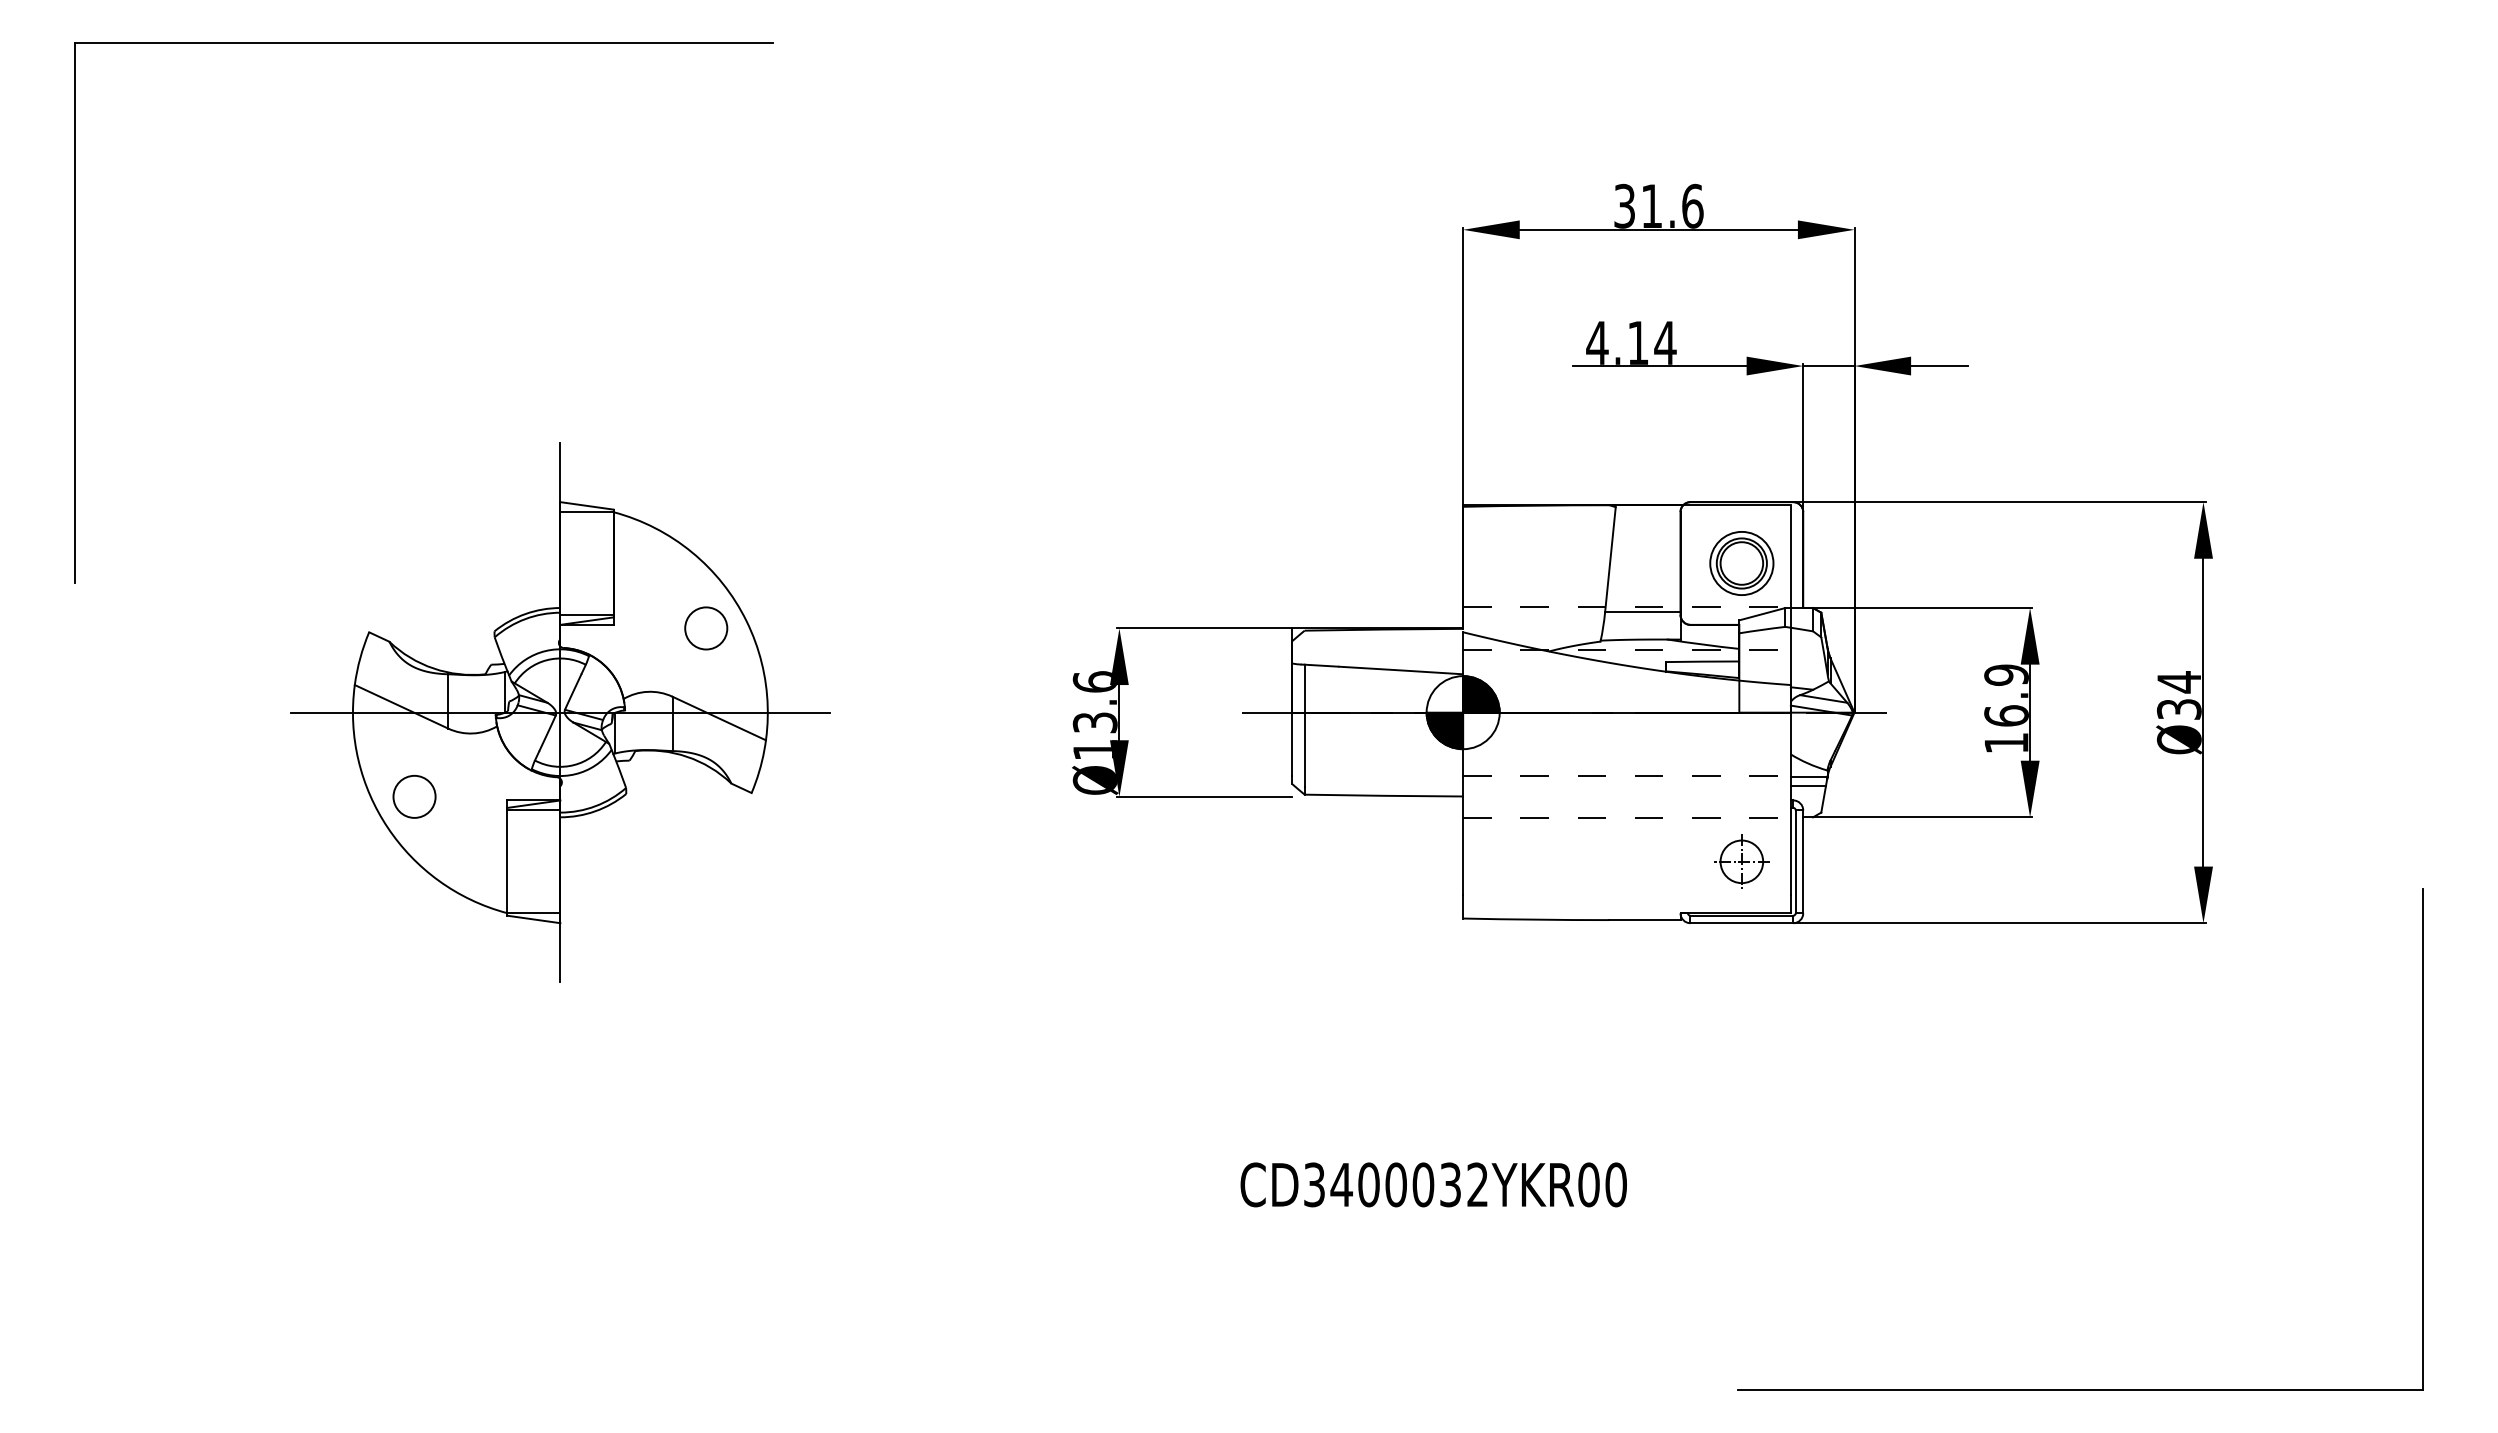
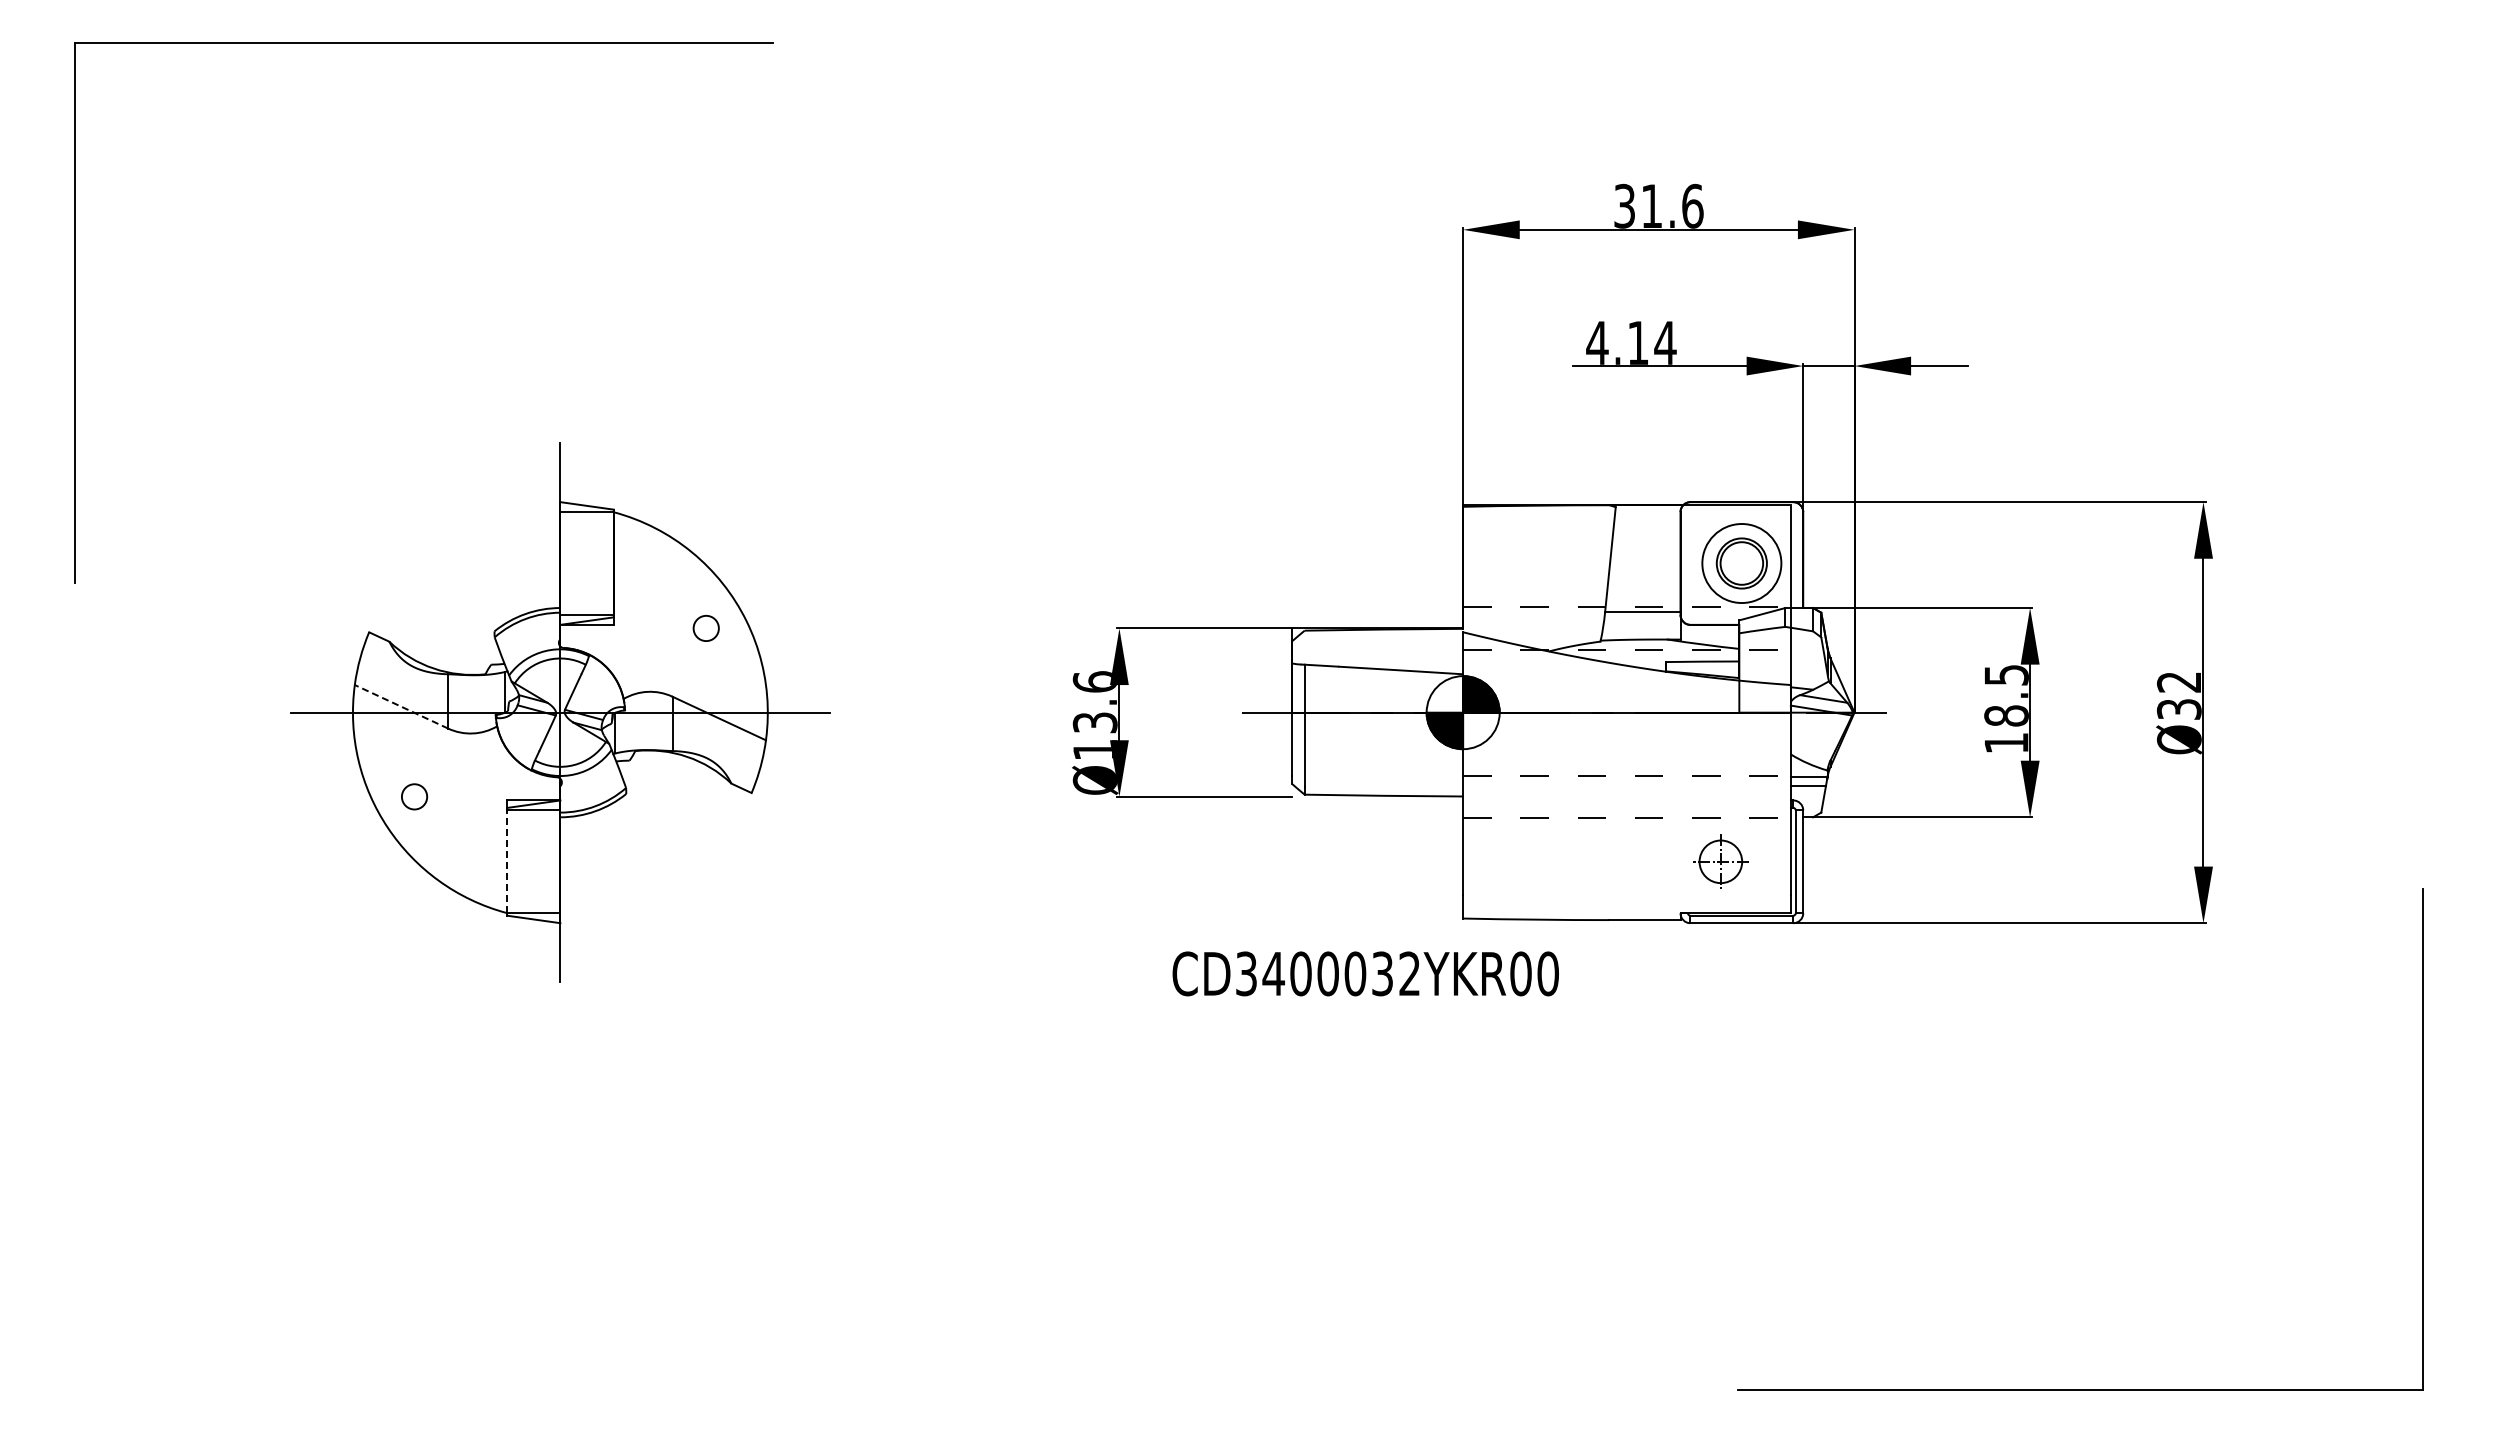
circle diameter: 63 px -> 79 px (1741, 563)
circle diameter: 42 px -> 25 px (705, 628)
text: Ø34 -> Ø32 (2178, 682)
text: 16.9 -> 18.5 (2006, 695)
line: solid -> dashed (401, 706)
circle diameter: 42 px -> 25 px (414, 796)
line: solid -> dashed (507, 861)
part position: (1741, 861) -> (1720, 861) (1720, 861)
text position: (1433, 1184) -> (1365, 973) (1365, 973)
